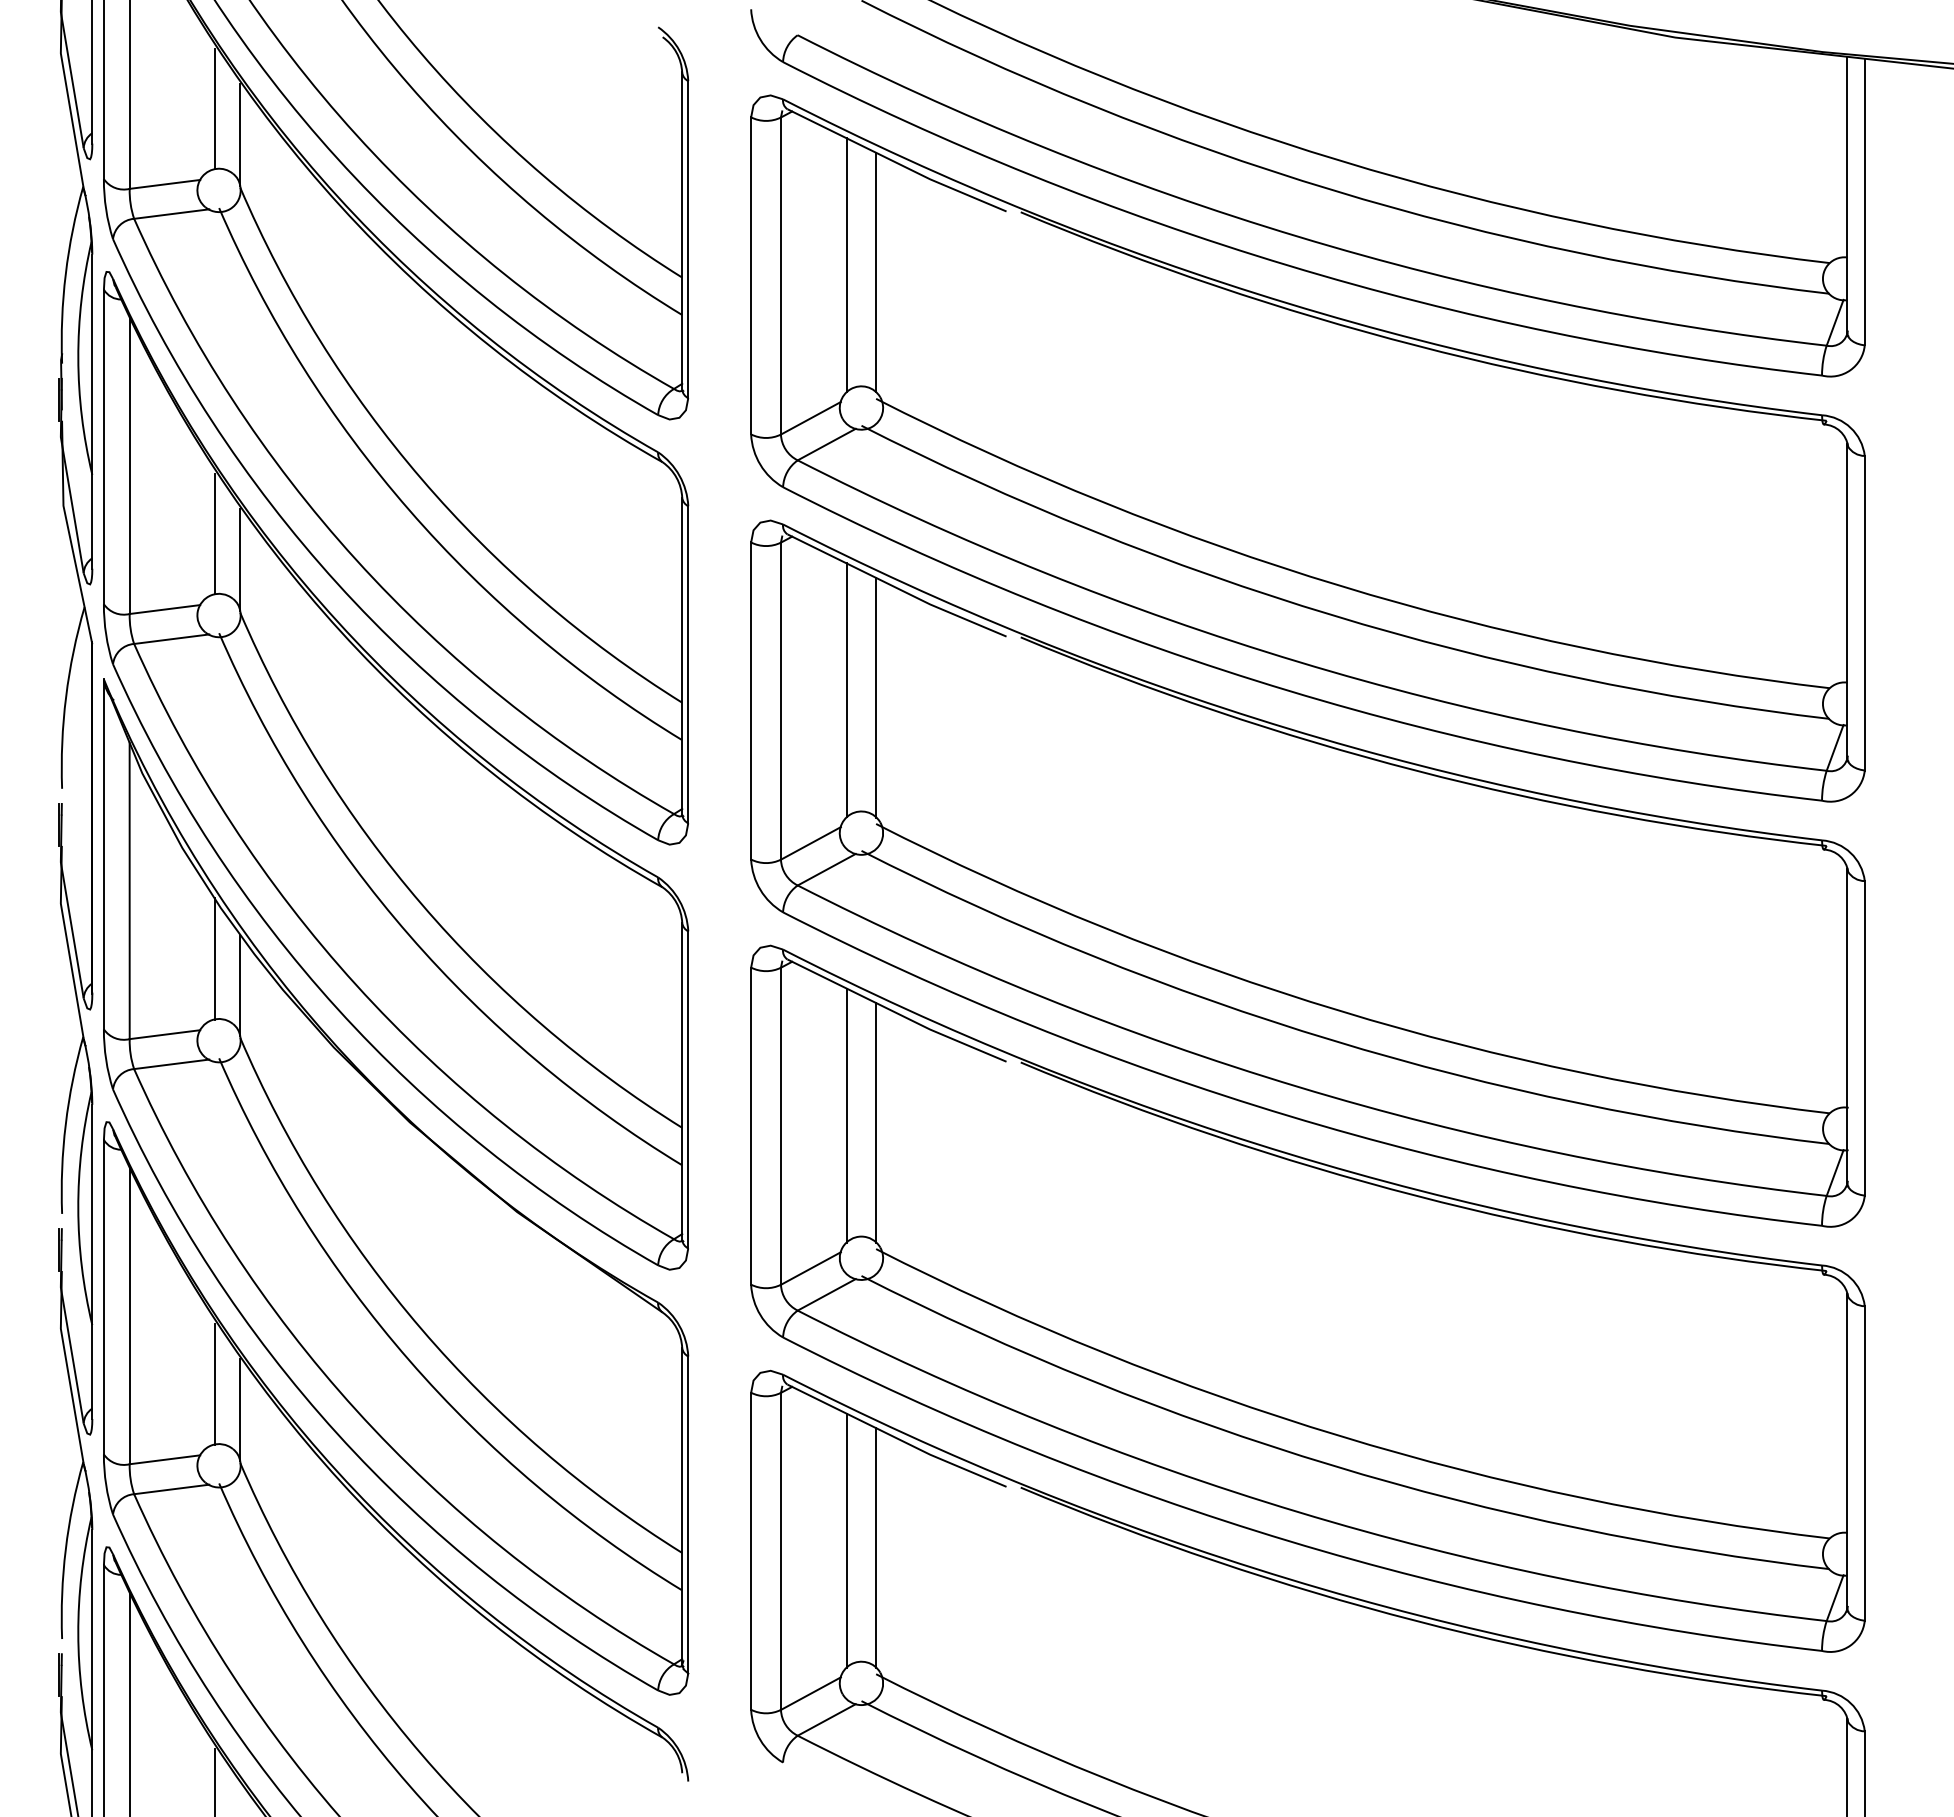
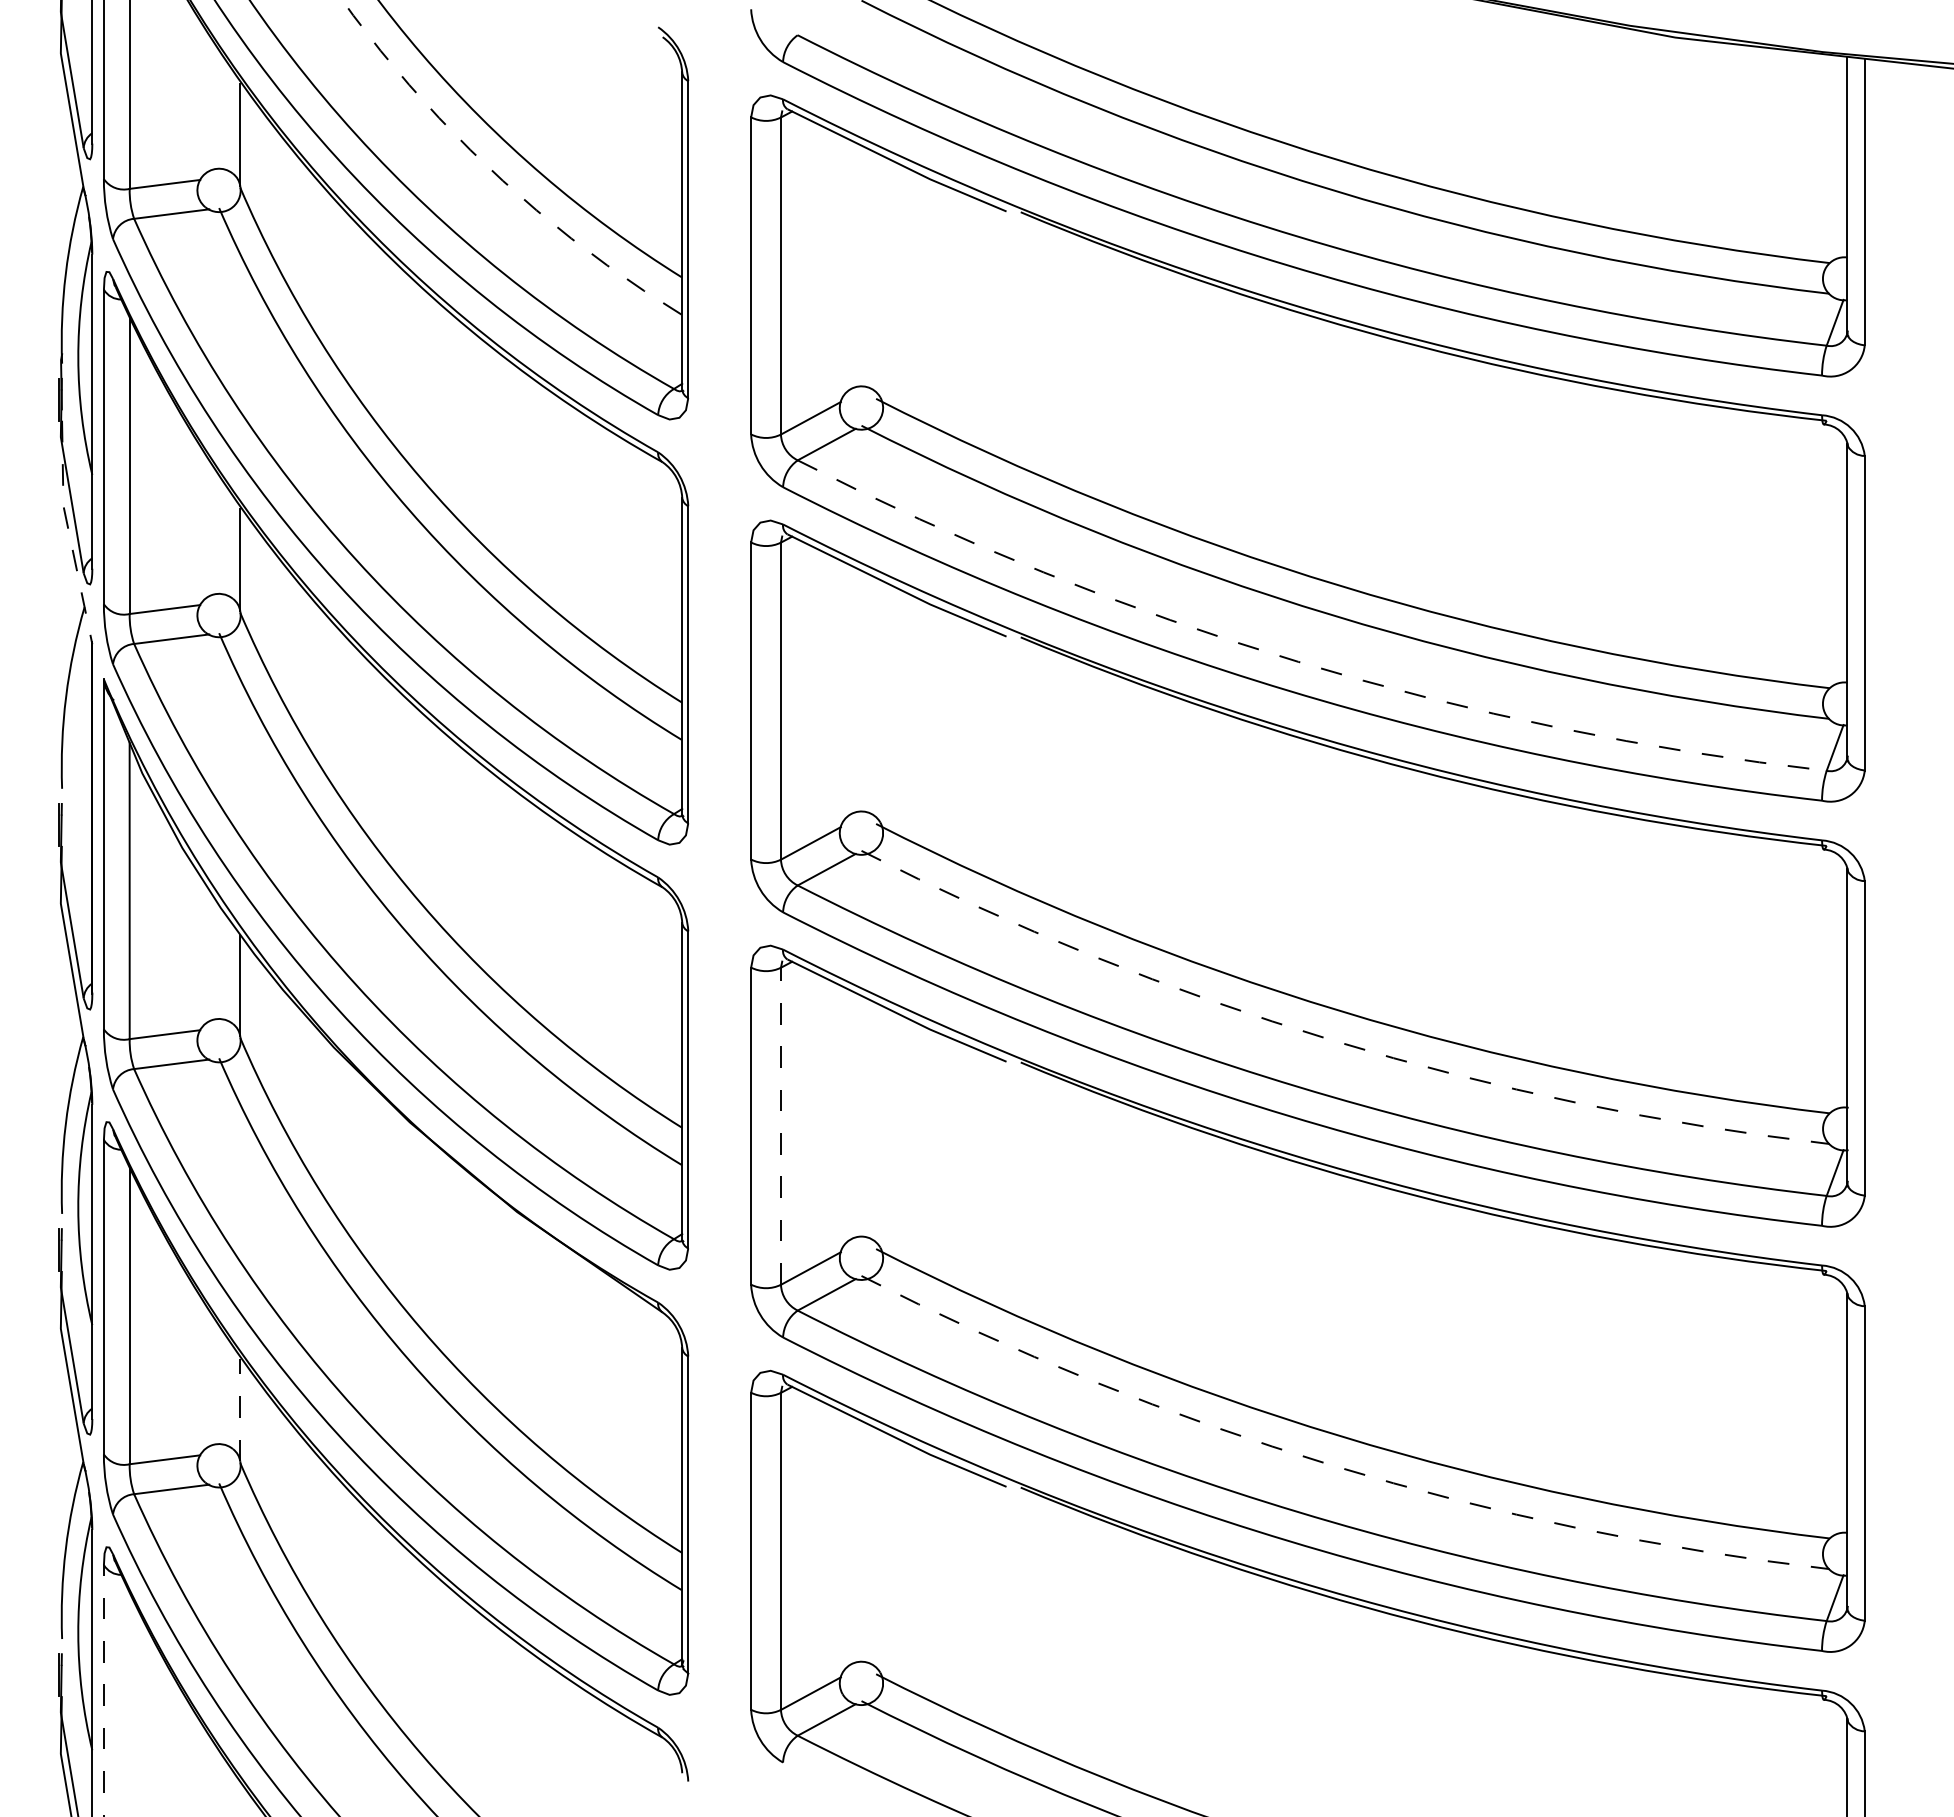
line: present -> none (214, 108)
arc: solid -> dashed (496, 174)
line: present -> none (846, 265)
line: present -> none (876, 272)
line: solid -> dashed (69, 533)
line: present -> none (214, 533)
arc: solid -> dashed (1298, 661)
line: present -> none (846, 690)
line: present -> none (876, 697)
line: present -> none (214, 958)
arc: solid -> dashed (1332, 1040)
line: present -> none (846, 1115)
line: present -> none (876, 1122)
line: solid -> dashed (780, 1126)
line: present -> none (214, 1383)
line: solid -> dashed (240, 1410)
arc: solid -> dashed (1332, 1465)
line: present -> none (846, 1540)
line: present -> none (876, 1547)
line: solid -> dashed (103, 1690)
line: present -> none (129, 1702)
line: present -> none (214, 1781)
